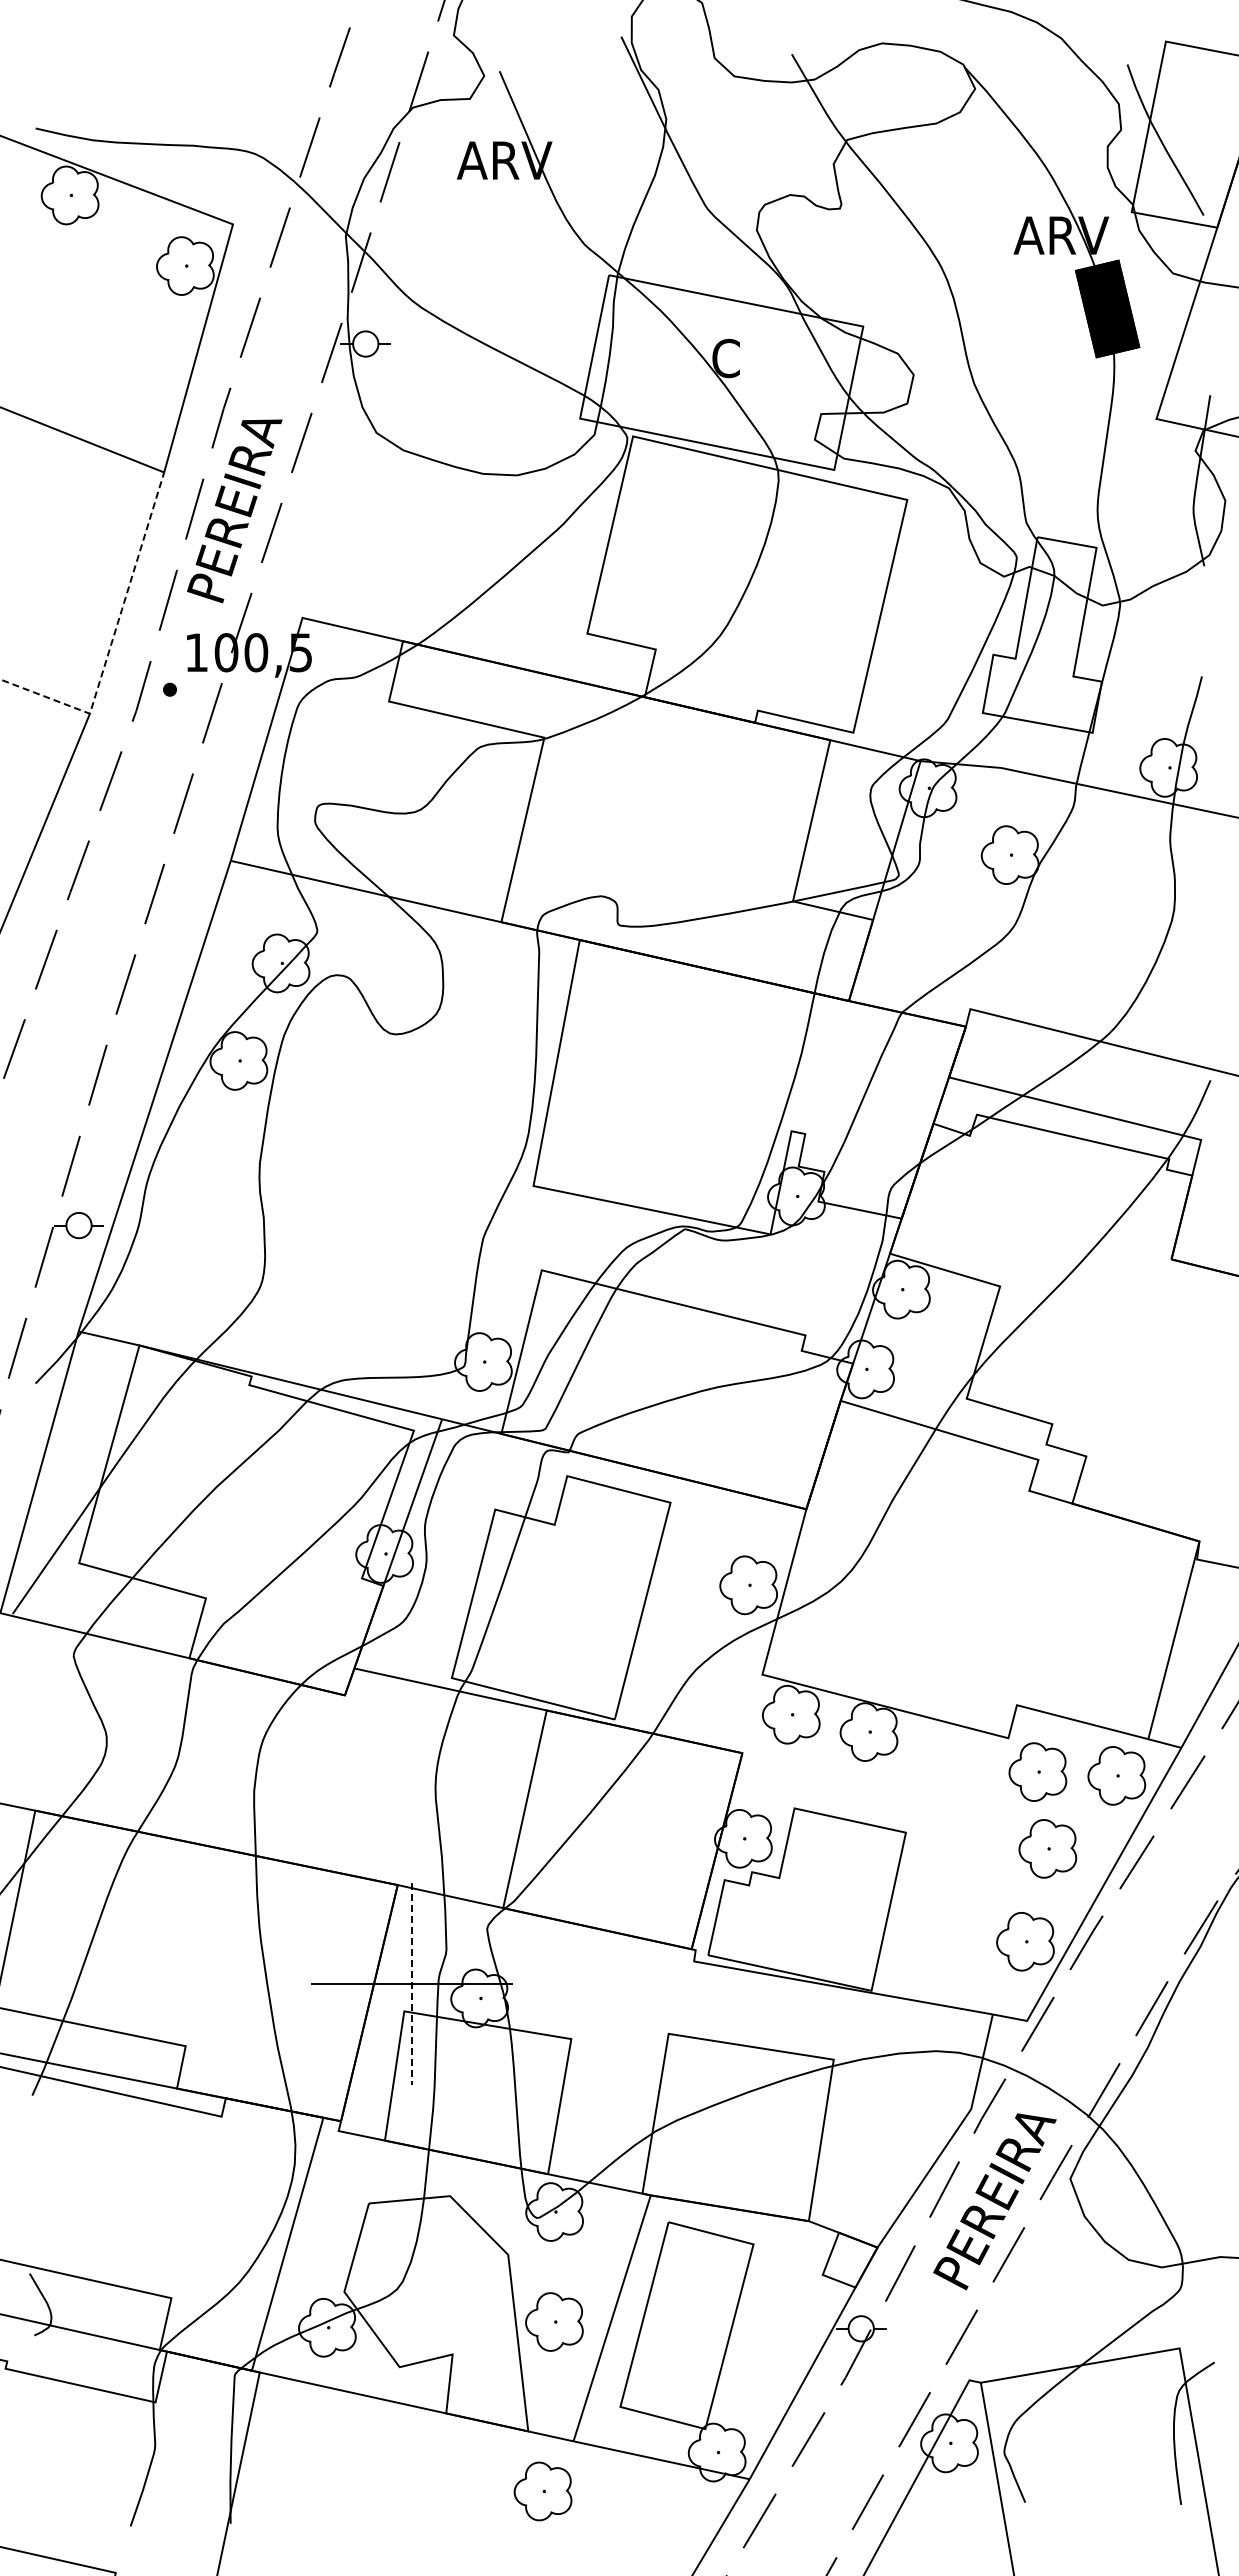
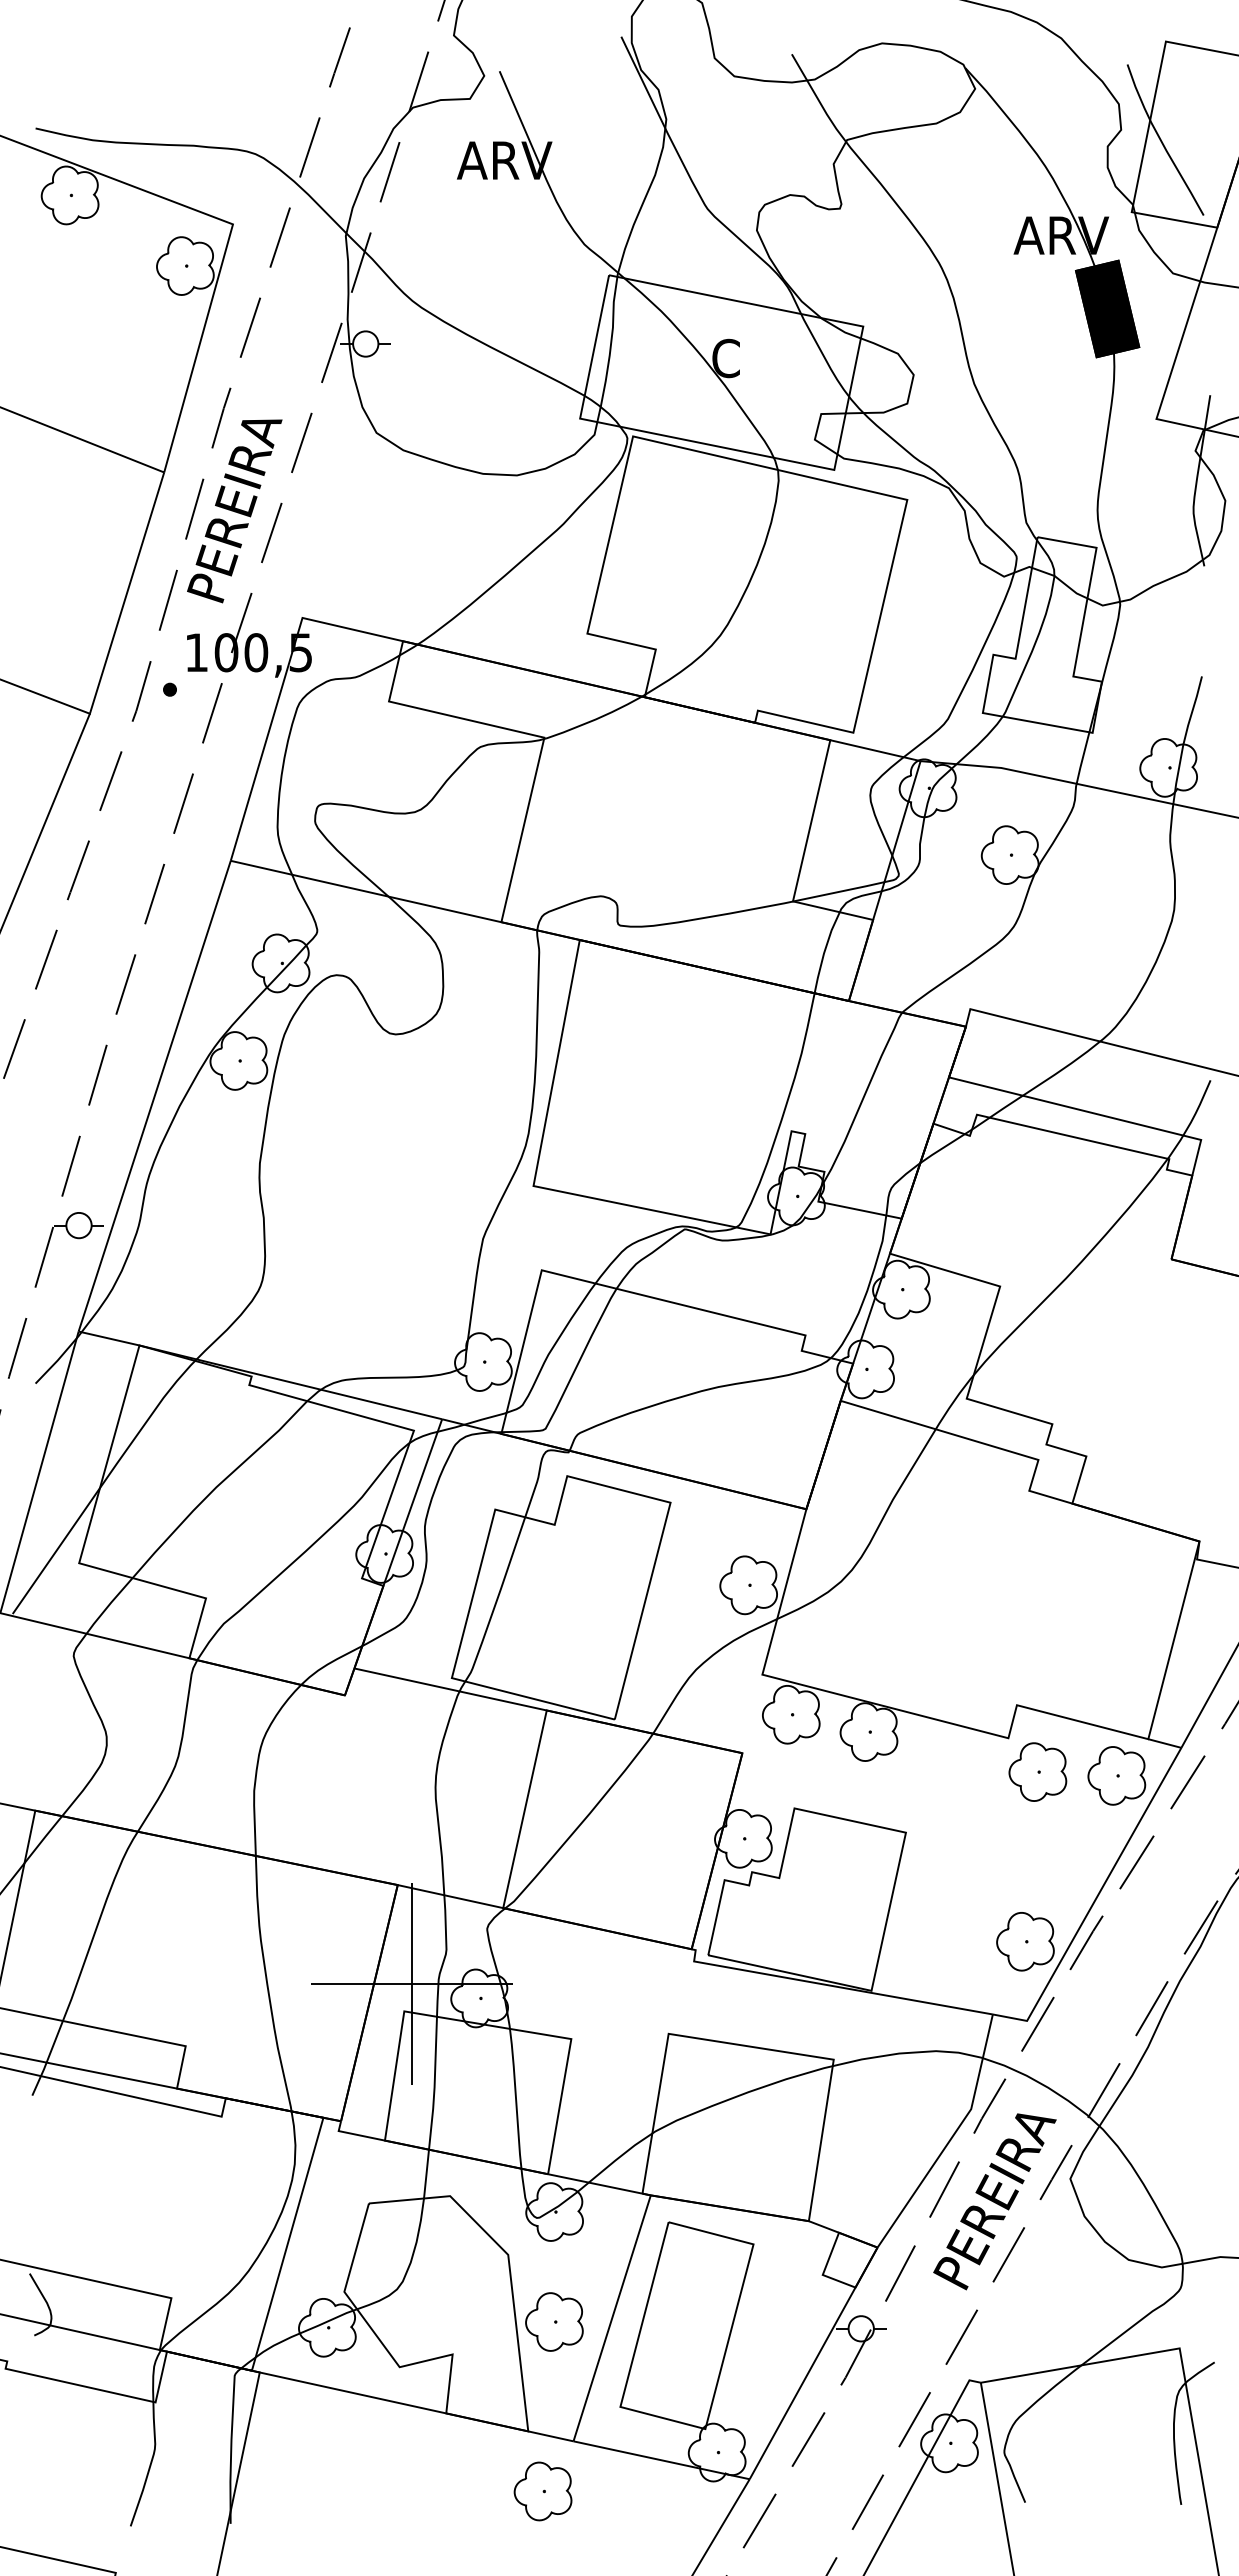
line: dashed -> solid (112, 639)
part: present -> none (1047, 1848)
line: dashed -> solid (411, 1984)
